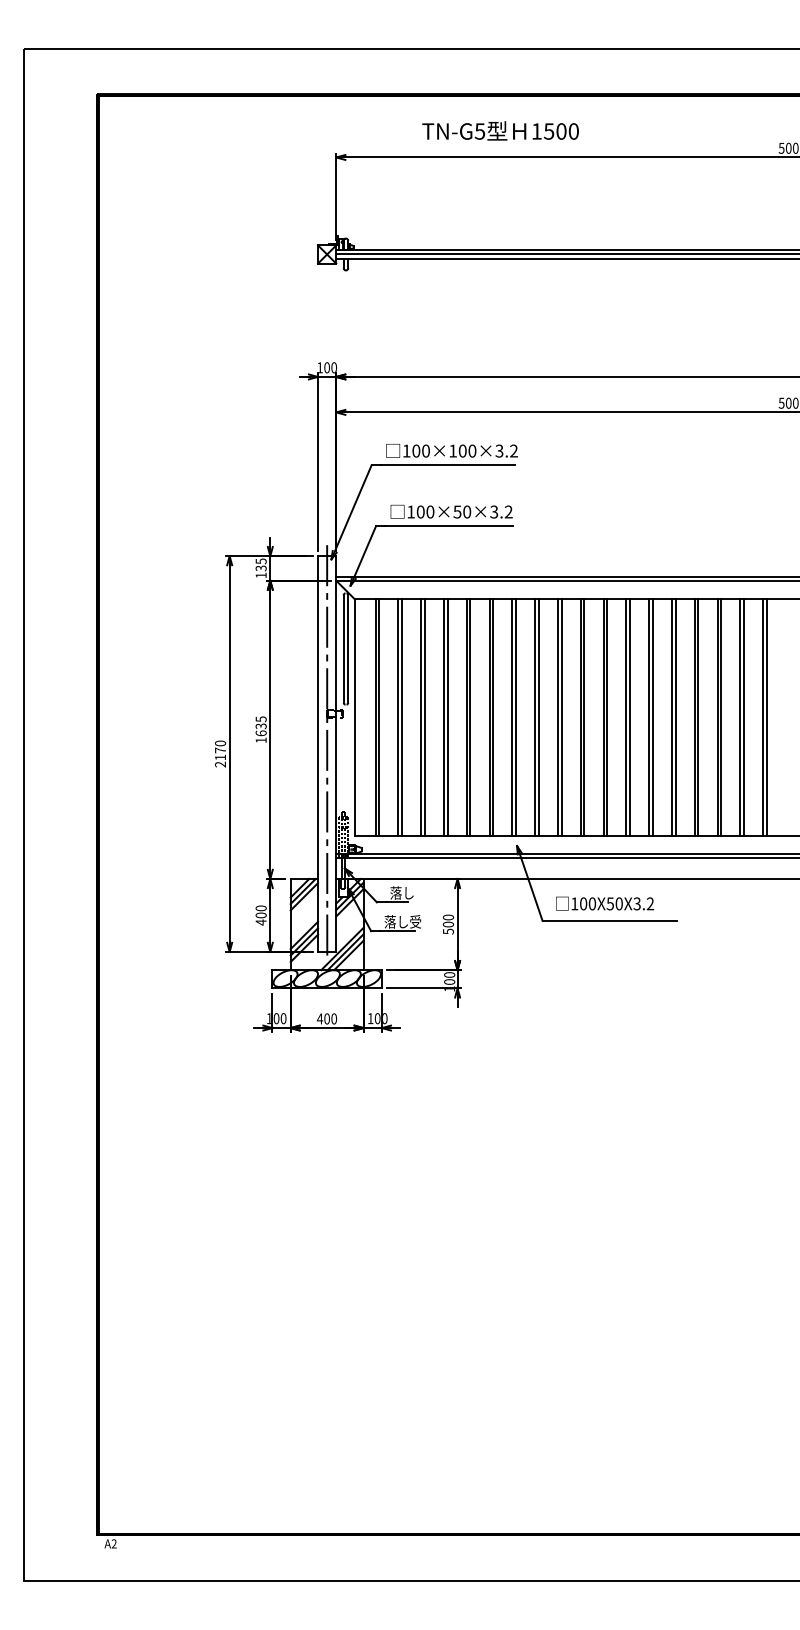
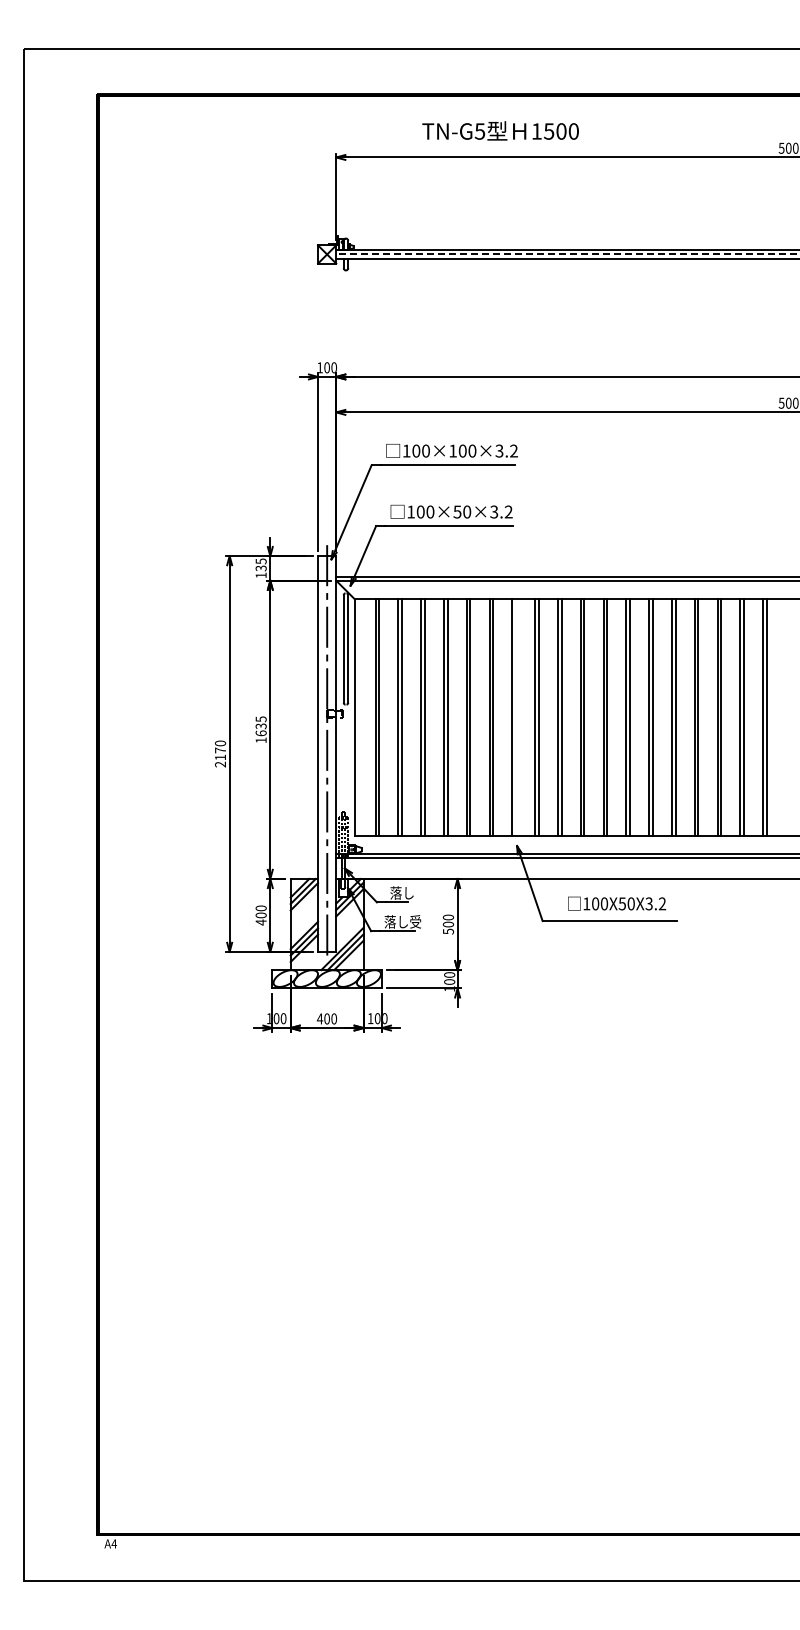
line: solid -> dashed (568, 254)
line: present -> none (515, 717)
text position: (605, 903) -> (617, 903) (617, 903)
text: A2 -> A4 (113, 1543)
